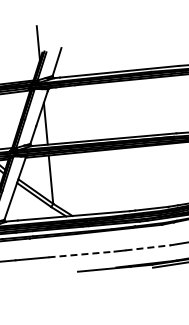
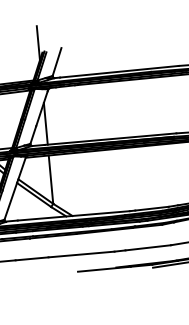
line: dashed -> solid (148, 247)
line: dashed -> solid (82, 254)
